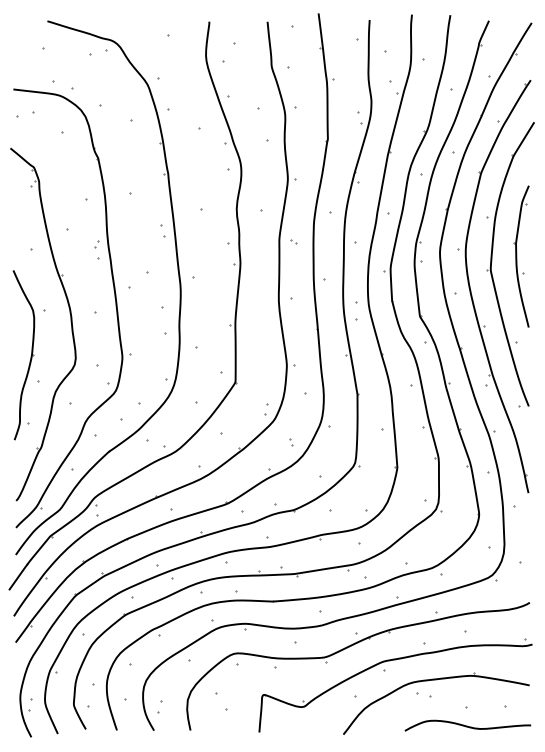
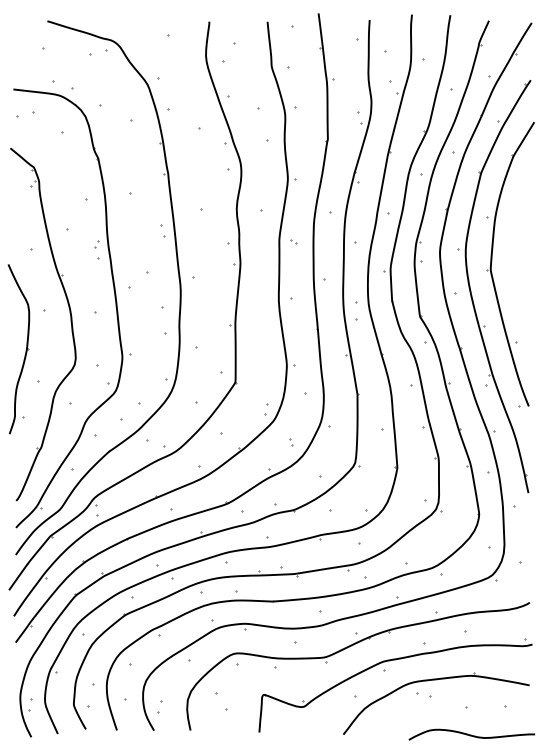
part: present -> none (521, 256)
part position: (30, 356) -> (25, 350) (25, 350)
curve position: (467, 725) -> (471, 734) (471, 734)
